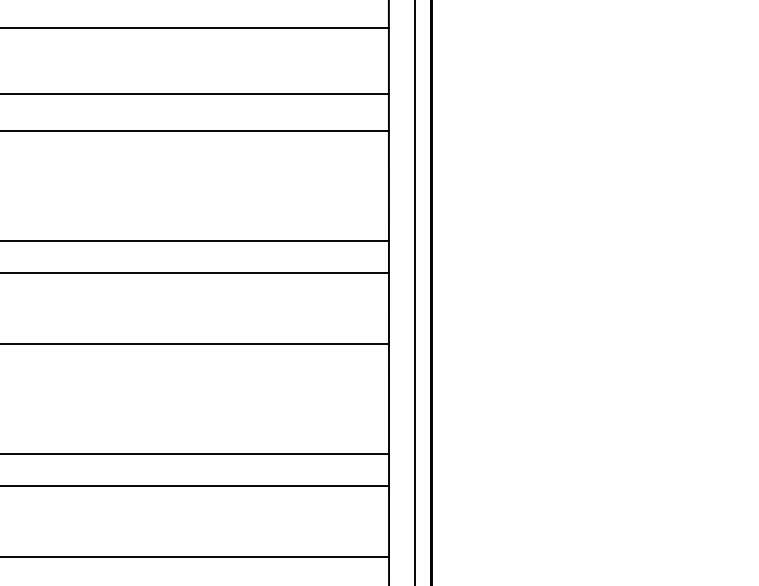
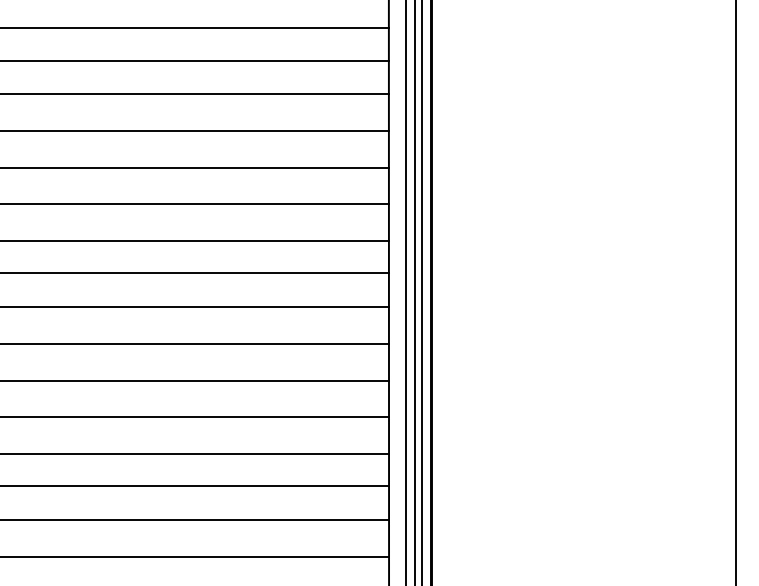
line: none -> present (195, 60)
line: none -> present (195, 167)
line: none -> present (195, 204)
line: none -> present (406, 292)
line: none -> present (421, 292)
line: none -> present (736, 292)
line: none -> present (195, 306)
line: none -> present (195, 380)
line: none -> present (195, 417)
line: none -> present (195, 519)
